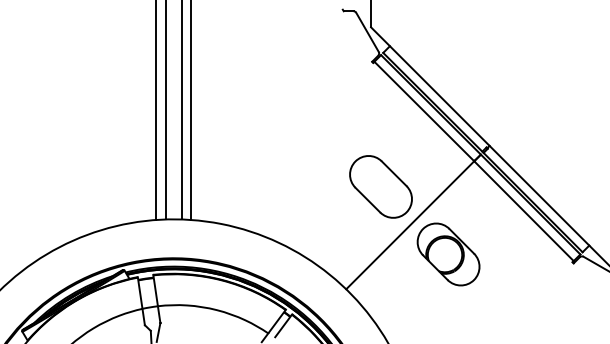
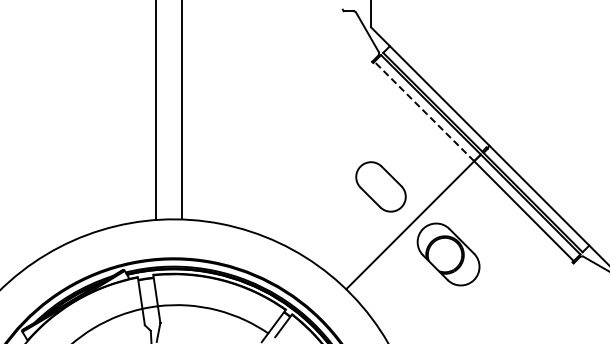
line: present -> none (165, 110)
line: present -> none (190, 110)
line: solid -> dashed (423, 111)
part size: 64x64 px -> 52x52 px (380, 186)
